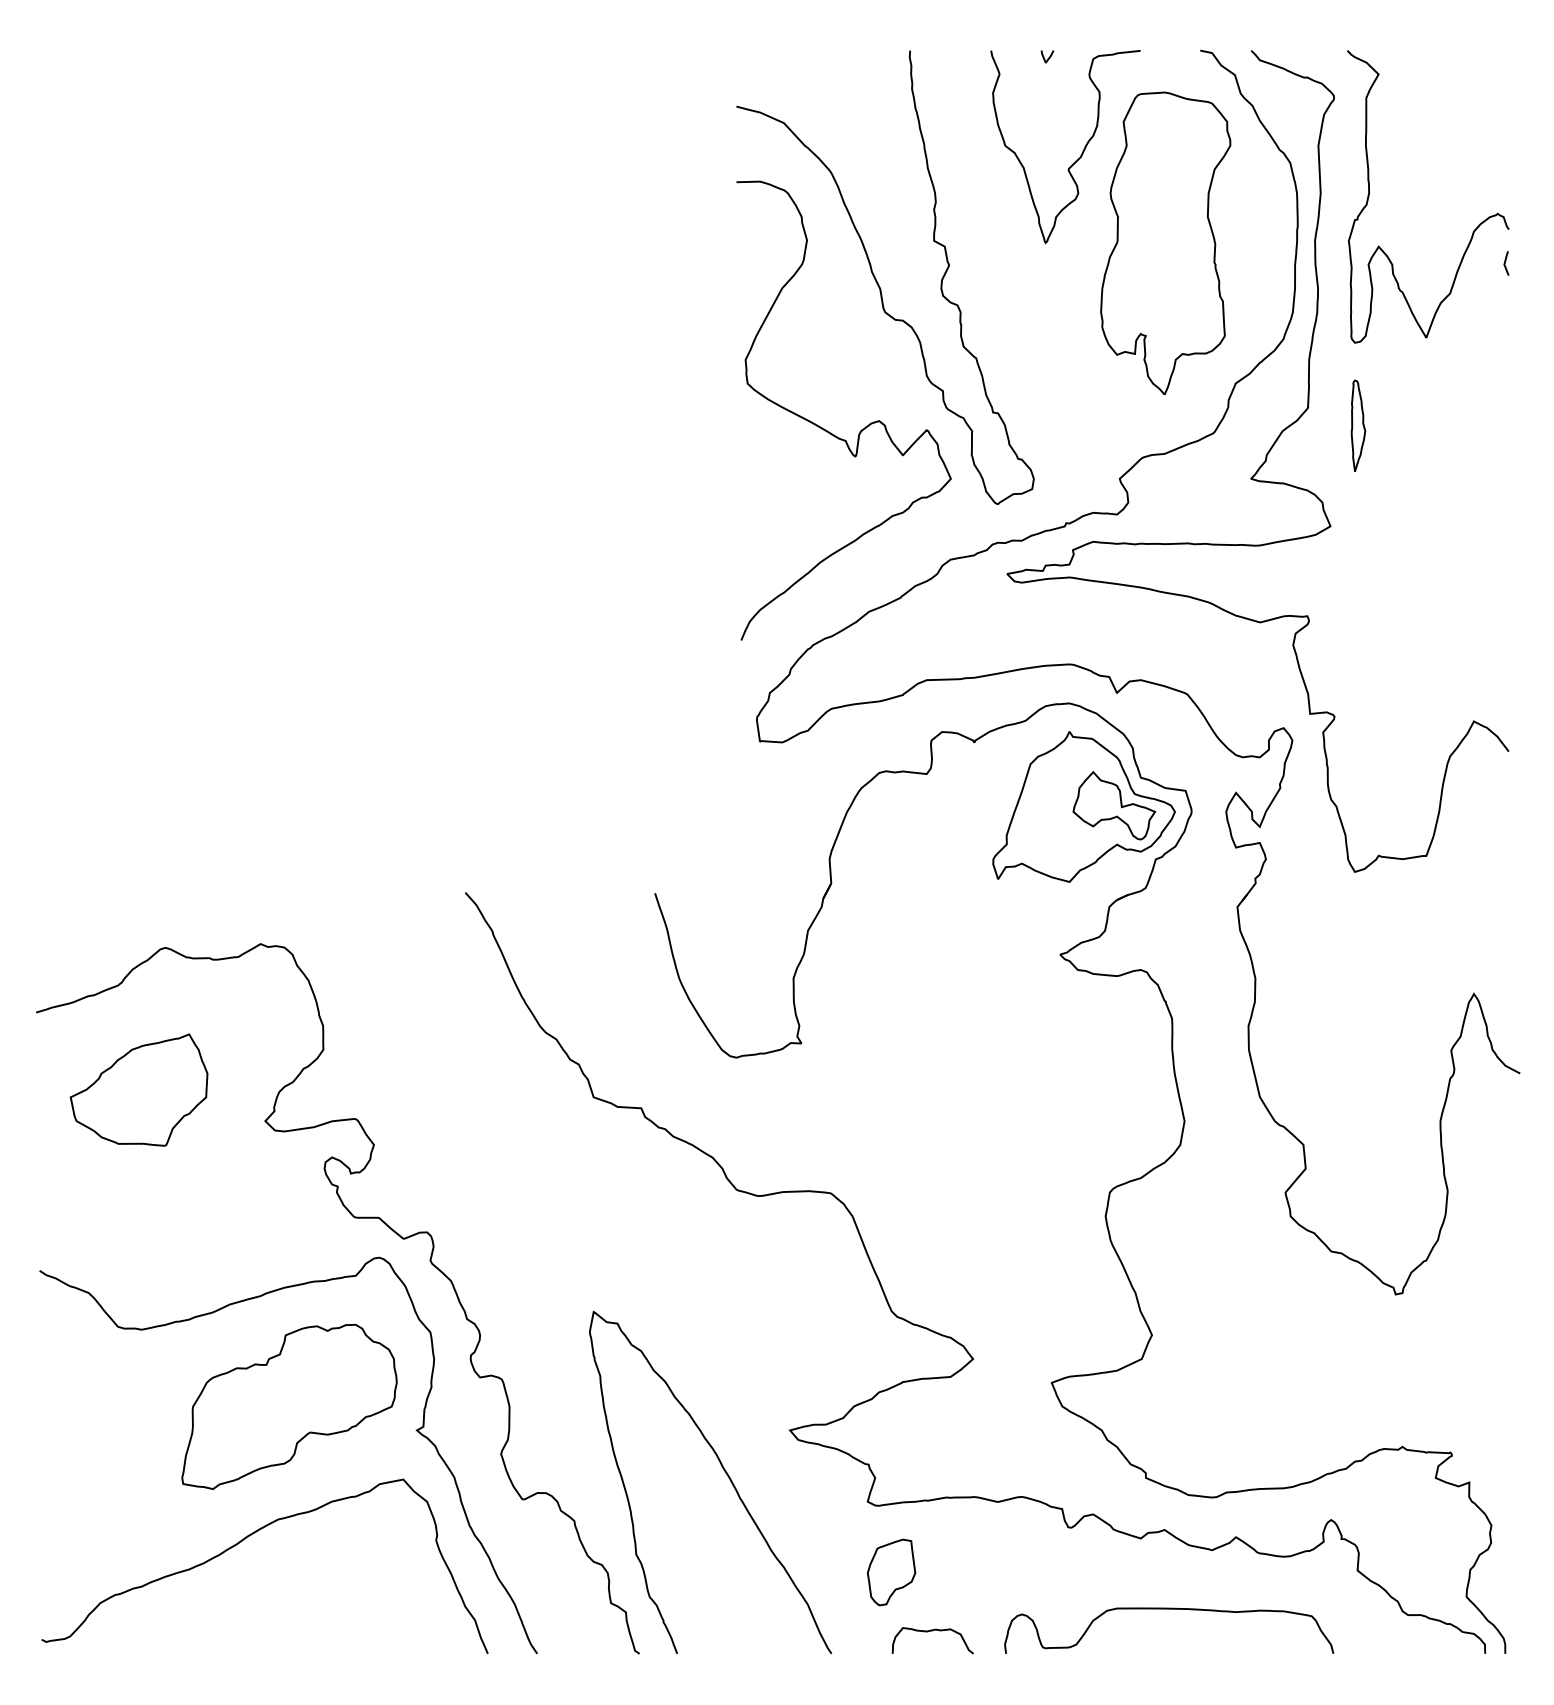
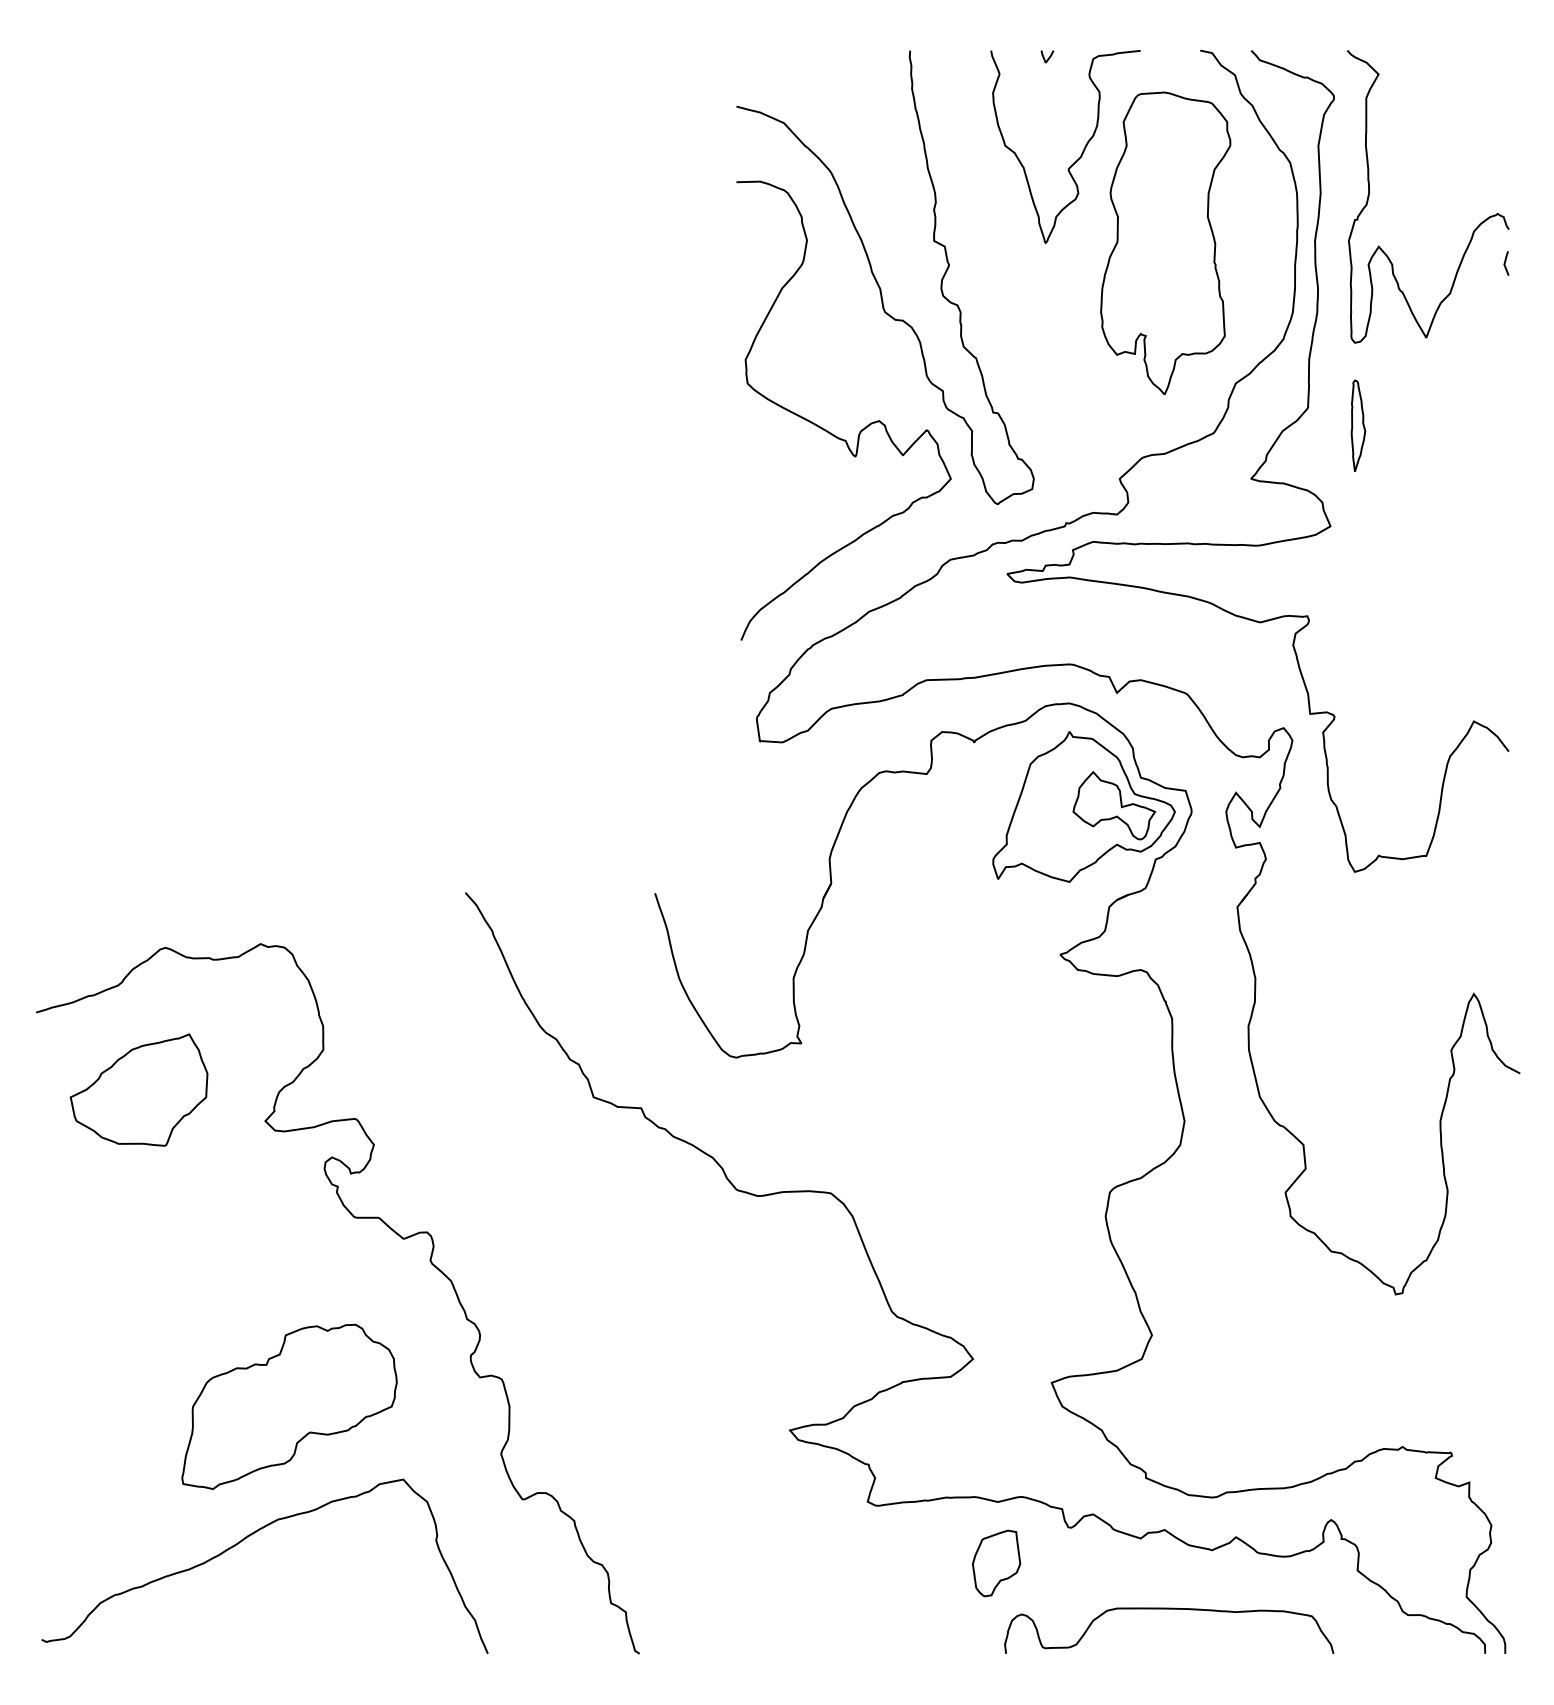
curve: present -> none (415, 1430)
curve: present -> none (725, 1473)
part position: (891, 1572) -> (996, 1563) (996, 1563)
curve: present -> none (928, 1632)
